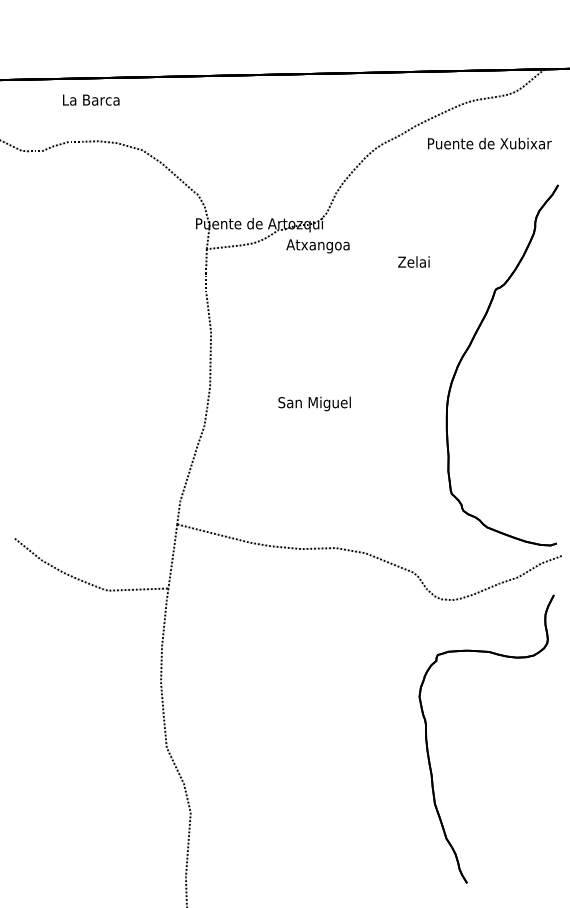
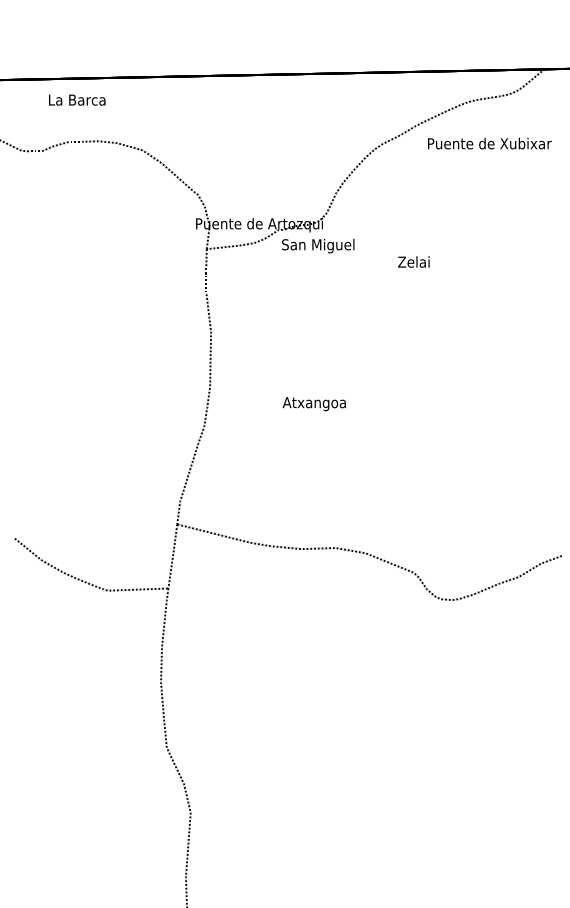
text position: (91, 99) -> (77, 99) (77, 99)
text: Atxangoa -> San Miguel (318, 245)
part: present -> none (469, 348)
text: San Miguel -> Atxangoa (314, 403)
part: present -> none (428, 747)
